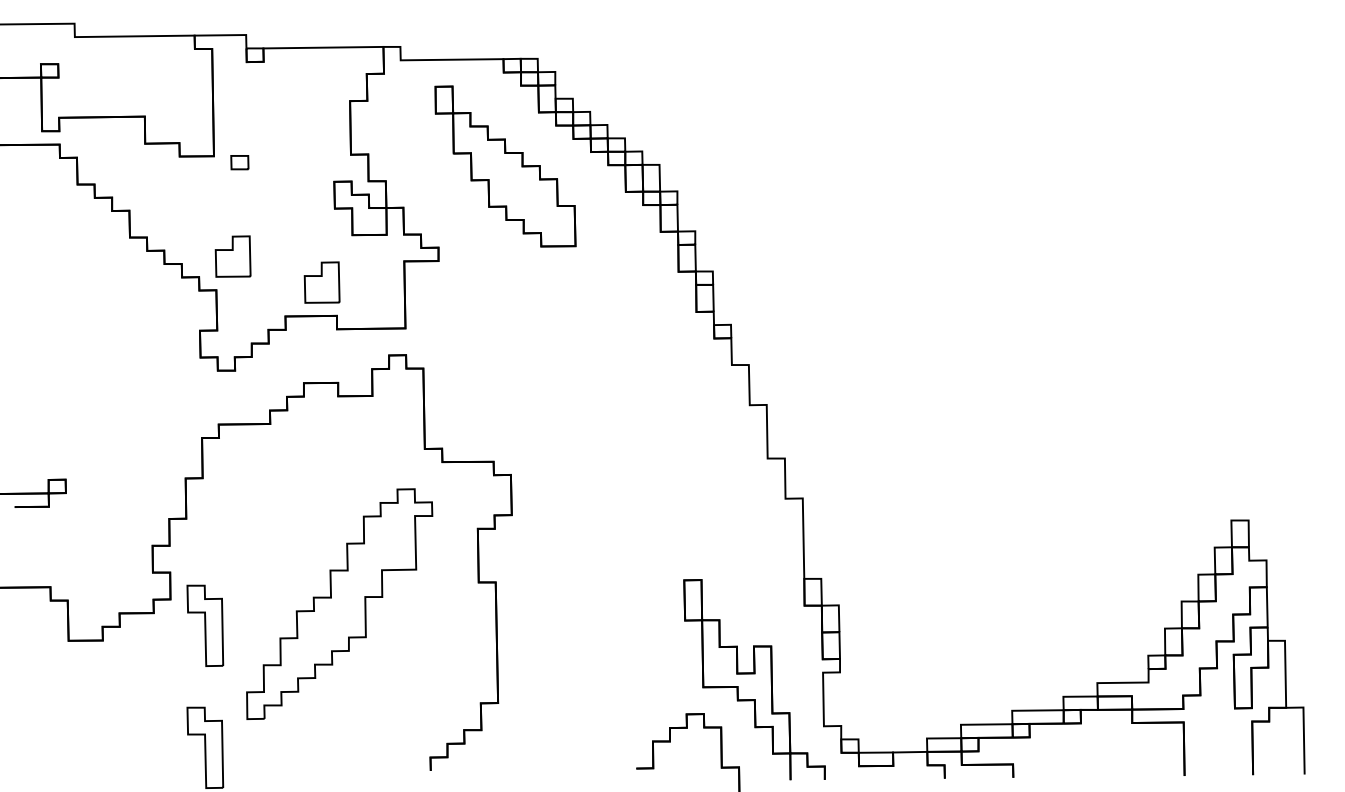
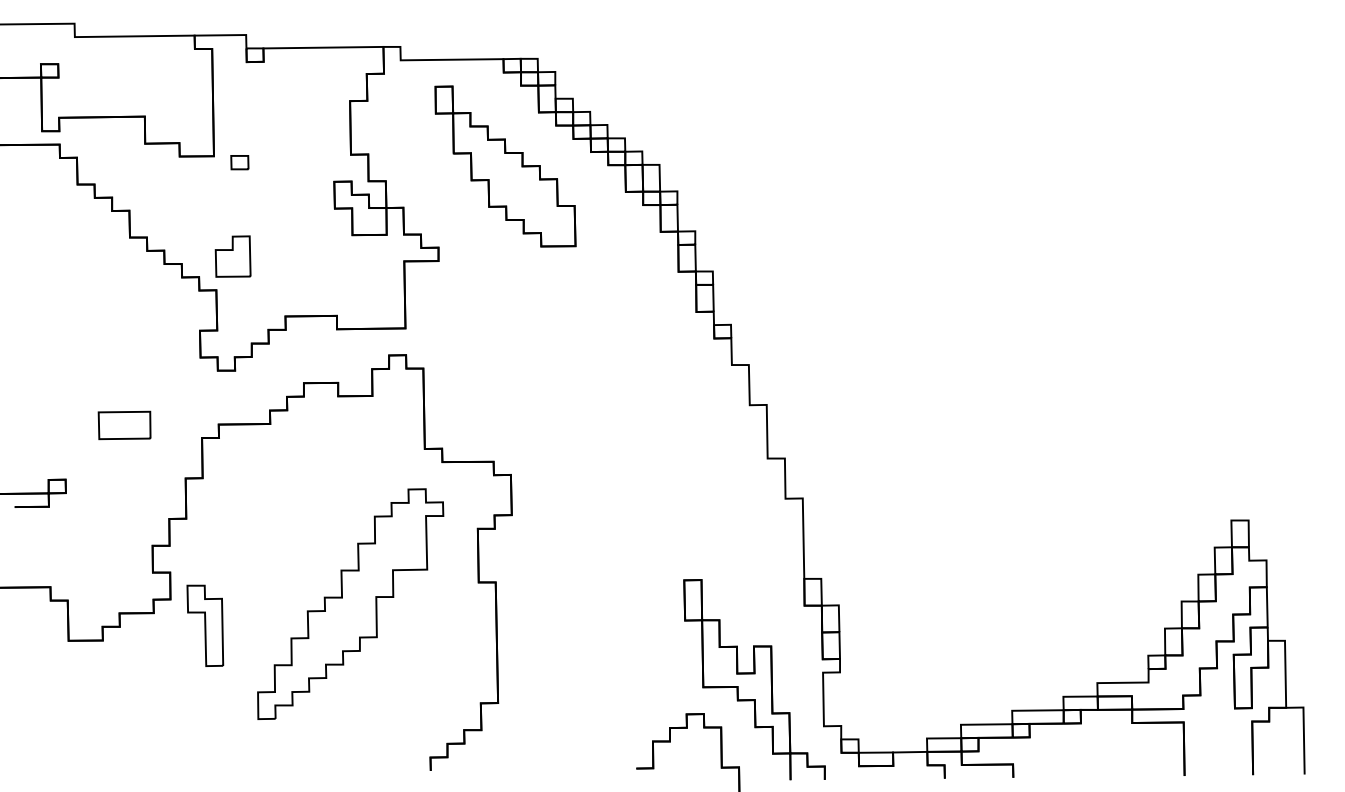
part: present -> none (321, 282)
part: none -> present (124, 425)
part position: (339, 603) -> (350, 603) (350, 603)
part: present -> none (205, 747)
